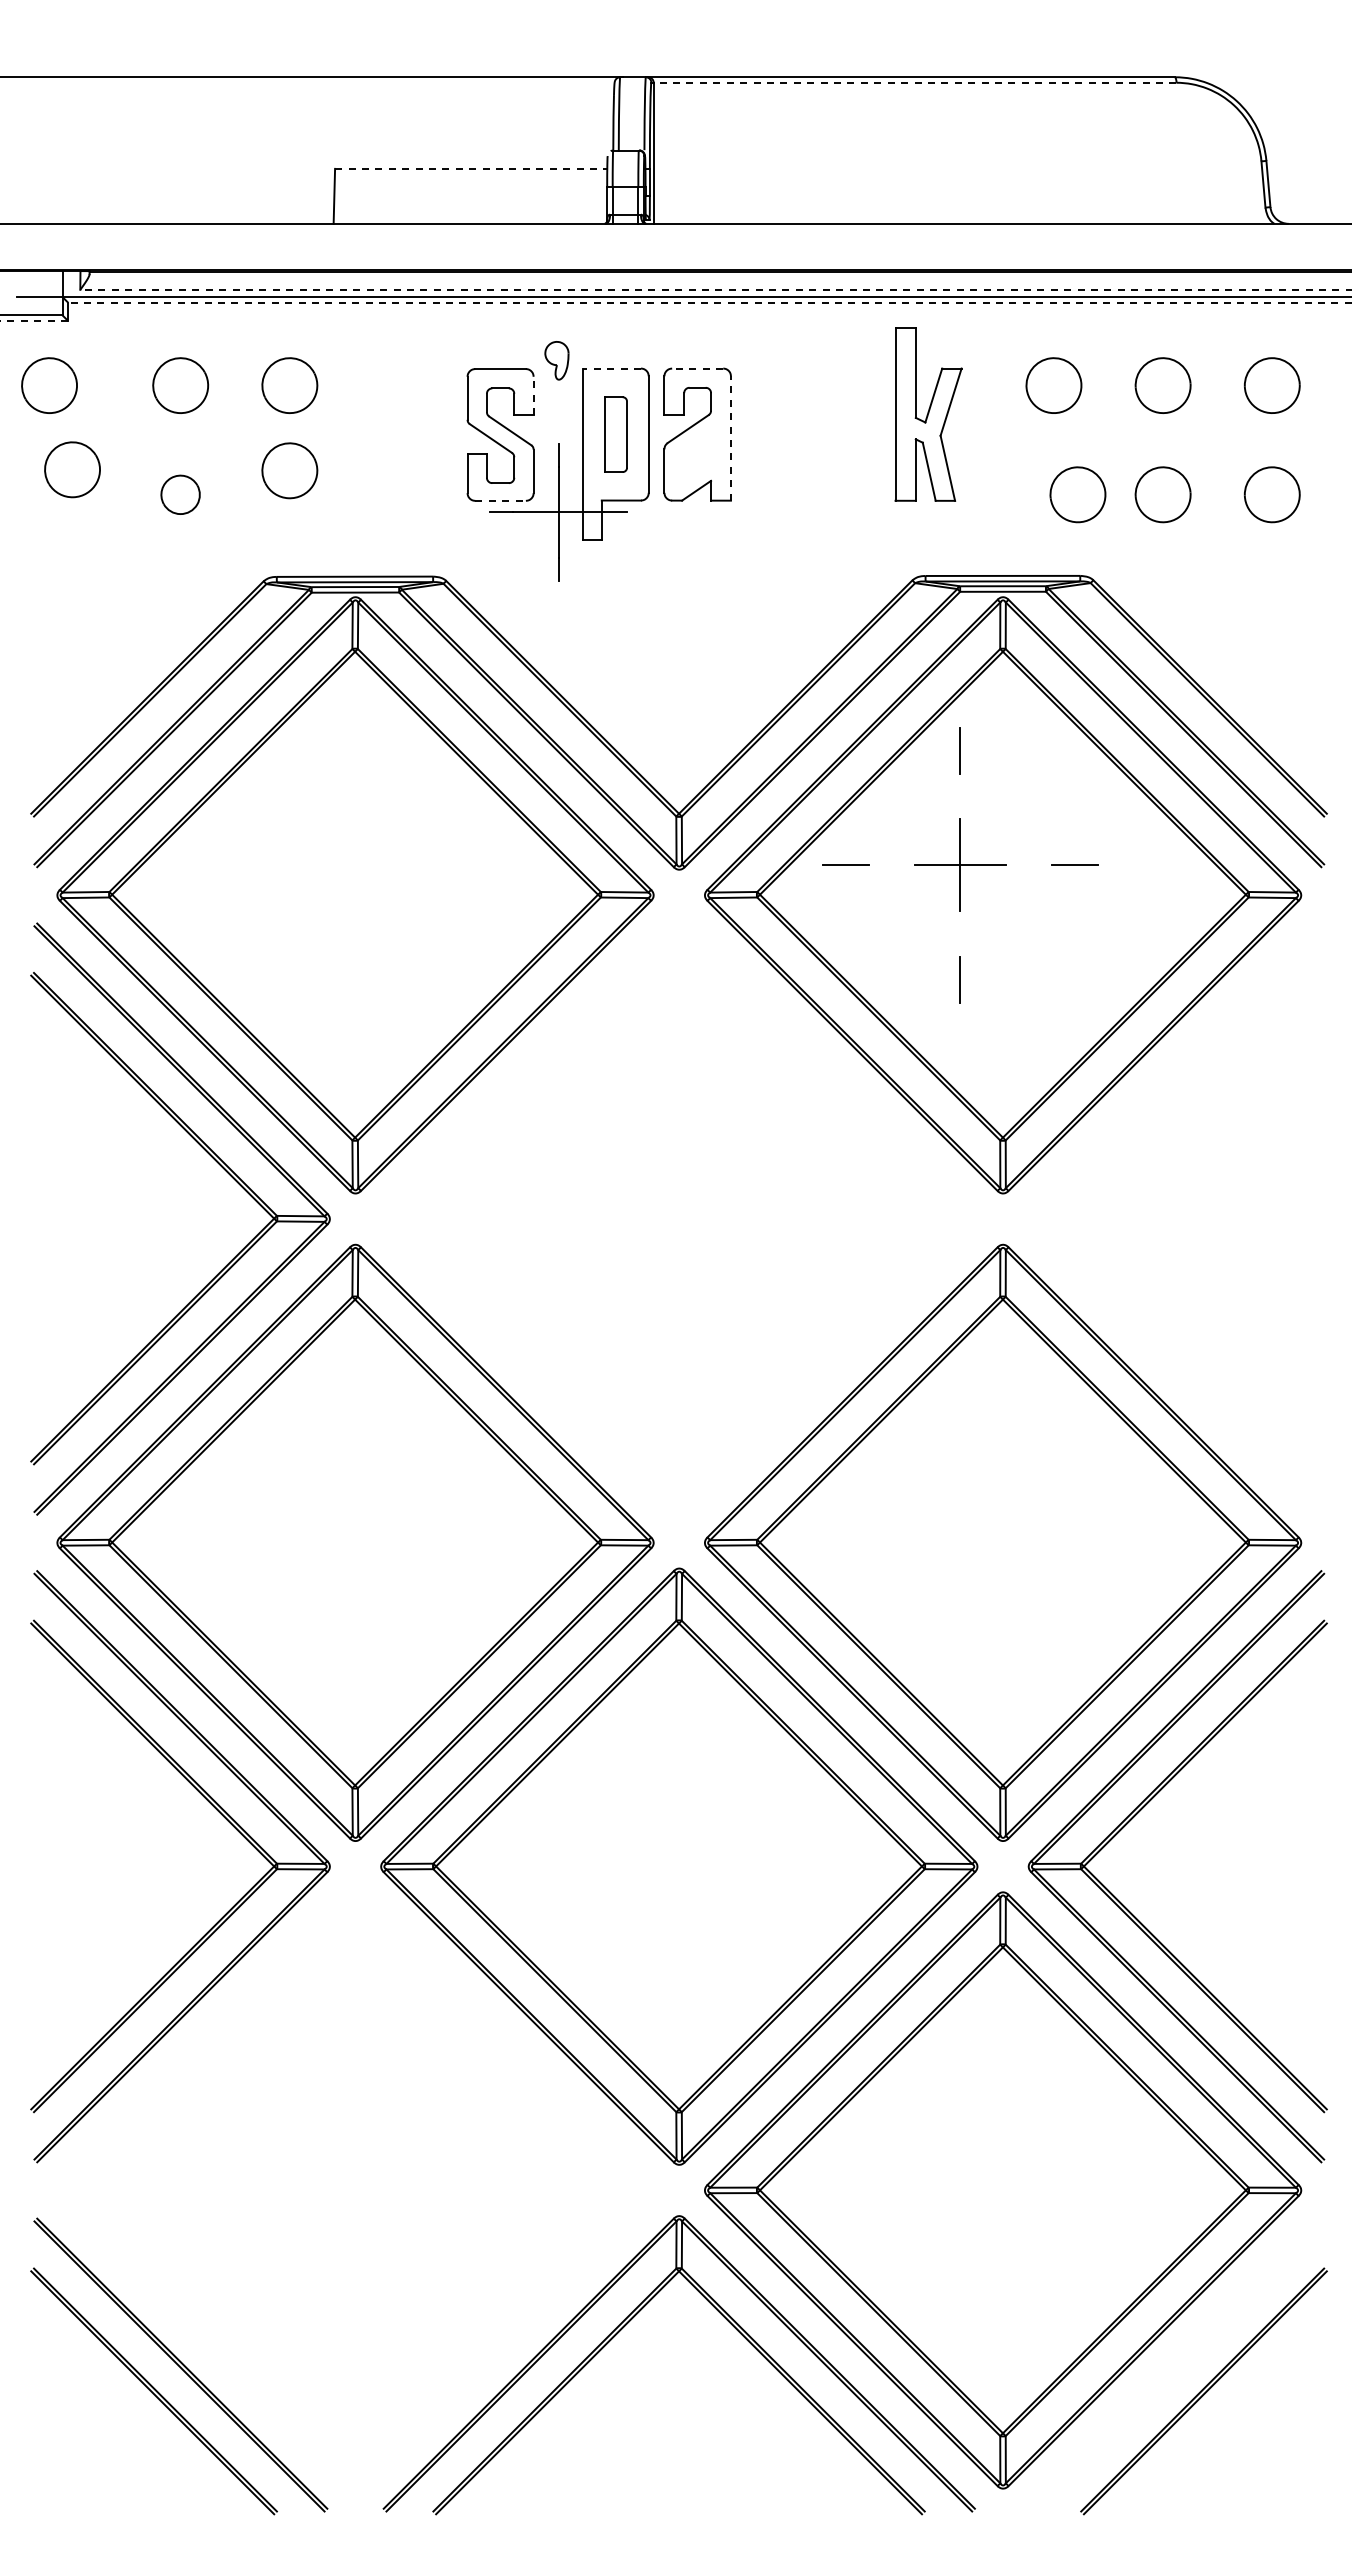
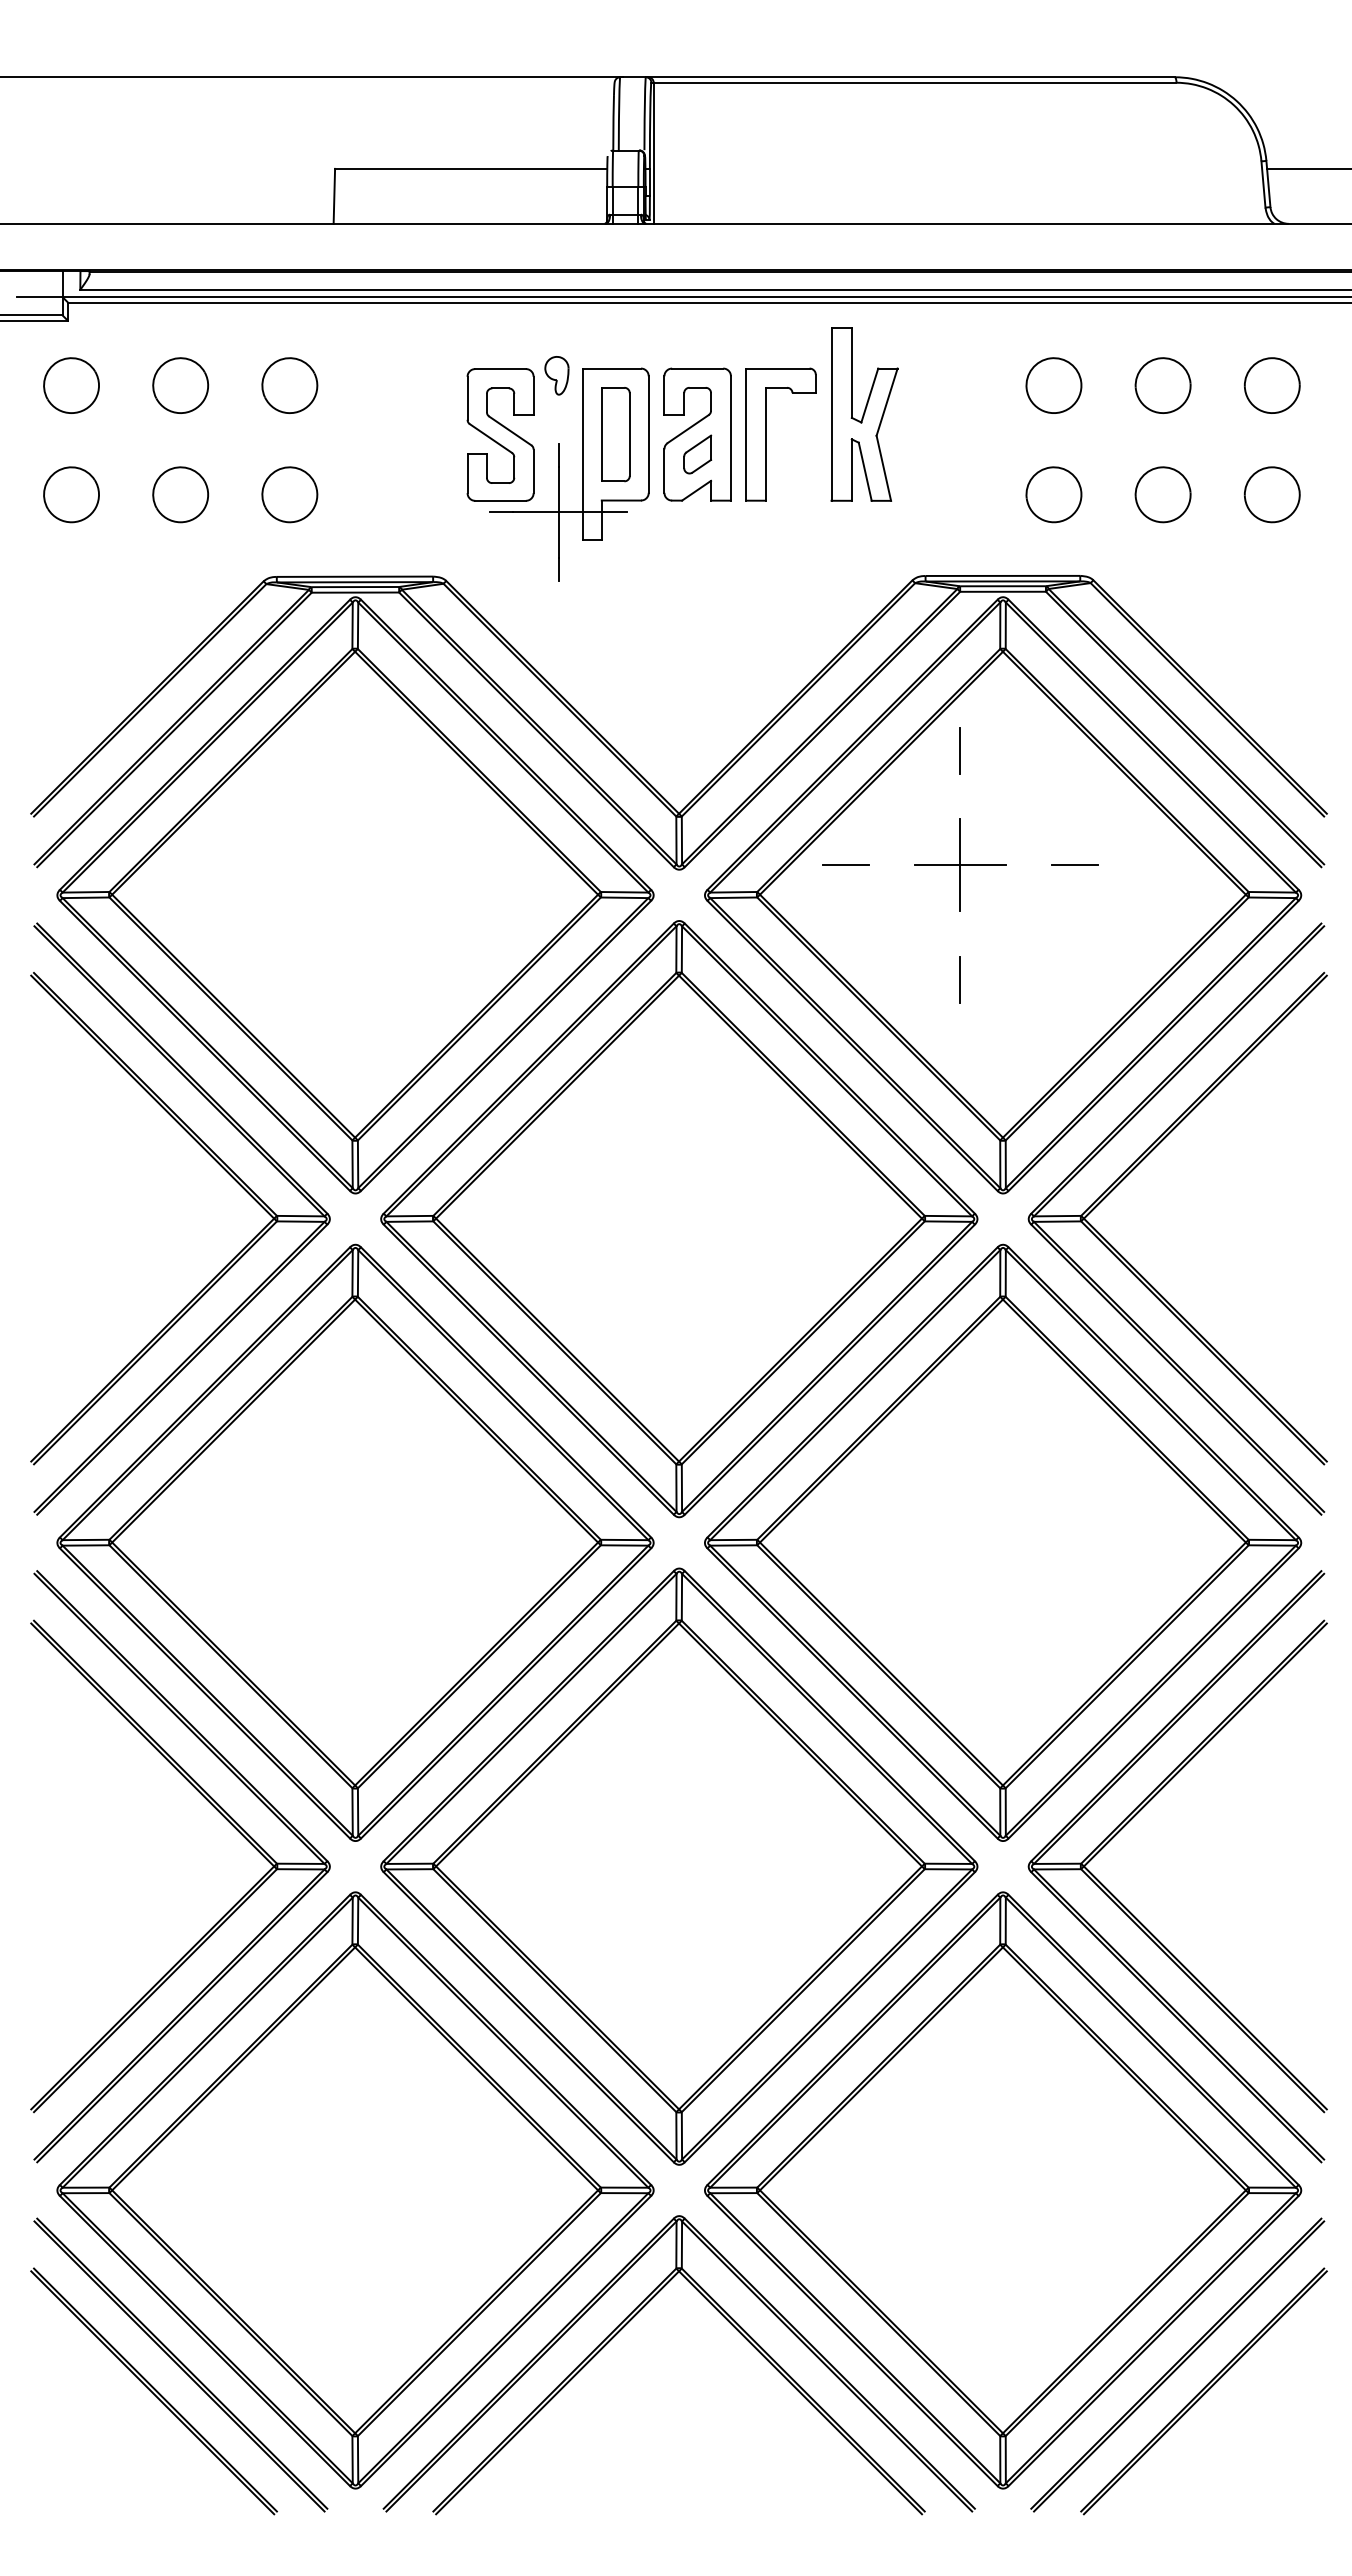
line: dashed -> solid (914, 82)
line: dashed -> solid (471, 168)
line: none -> present (1307, 168)
line: dashed -> solid (716, 289)
line: dashed -> solid (709, 302)
line: dashed -> solid (34, 320)
part position: (556, 360) -> (556, 375) (556, 375)
line: dashed -> solid (611, 368)
line: dashed -> solid (697, 368)
part position: (49, 385) -> (71, 385) (71, 385)
line: dashed -> solid (533, 395)
part position: (928, 414) -> (864, 414) (864, 414)
part size: 24x77 px -> 30x96 px (615, 434)
part: none -> present (766, 434)
line: dashed -> solid (730, 438)
part: none -> present (697, 454)
part position: (72, 469) -> (71, 494) (71, 494)
part position: (289, 470) -> (289, 494) (289, 494)
part size: 41x41 px -> 57x58 px (180, 494)
part position: (1077, 494) -> (1053, 494) (1053, 494)
line: dashed -> solid (501, 500)
part: none -> present (1131, 1172)
part: none -> present (679, 1219)
part: none -> present (355, 2190)
part: none -> present (1177, 2364)
